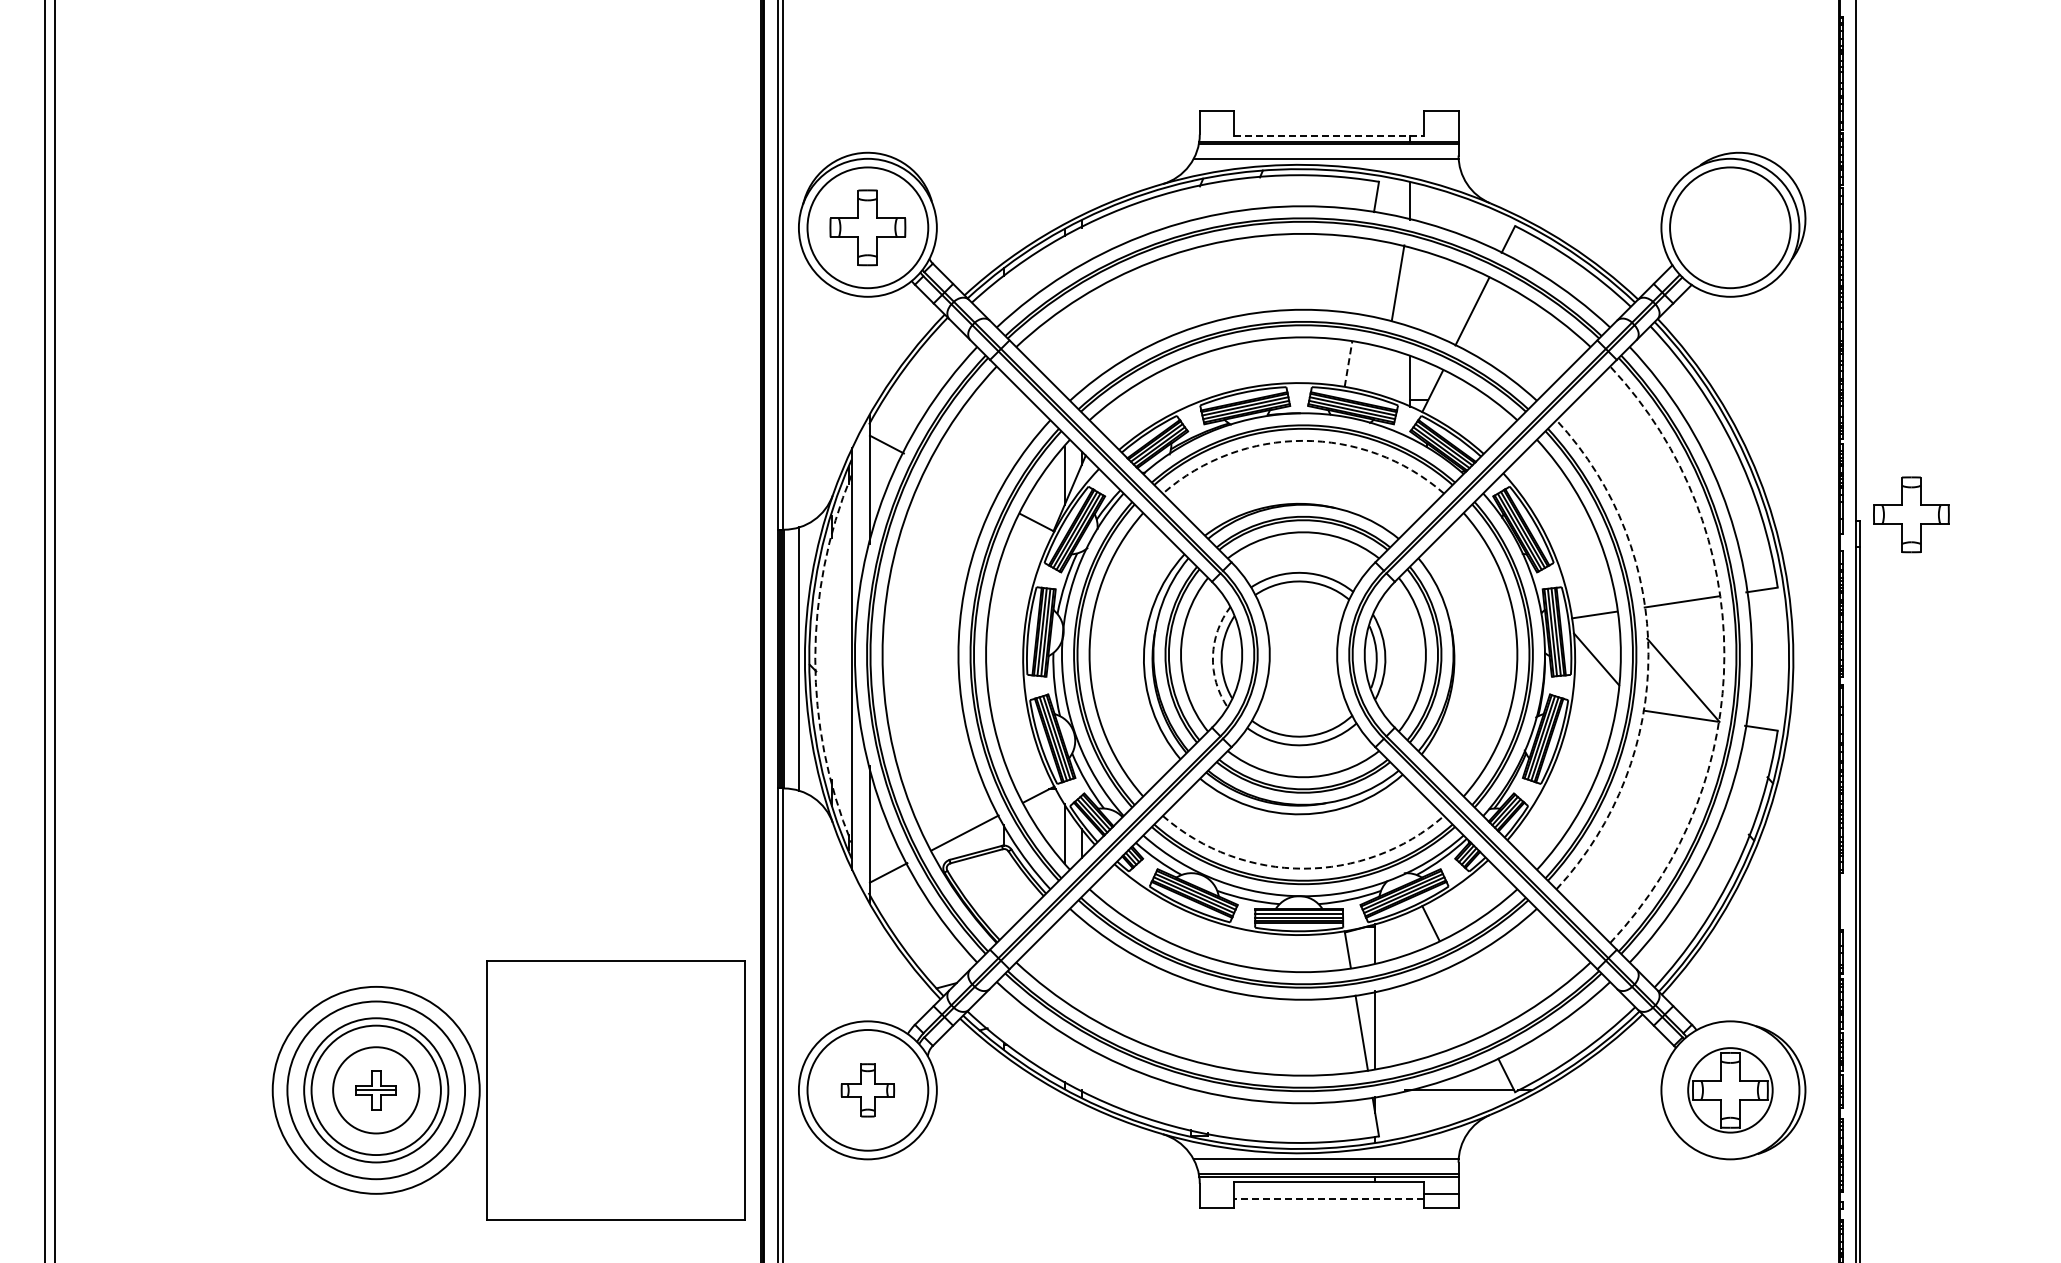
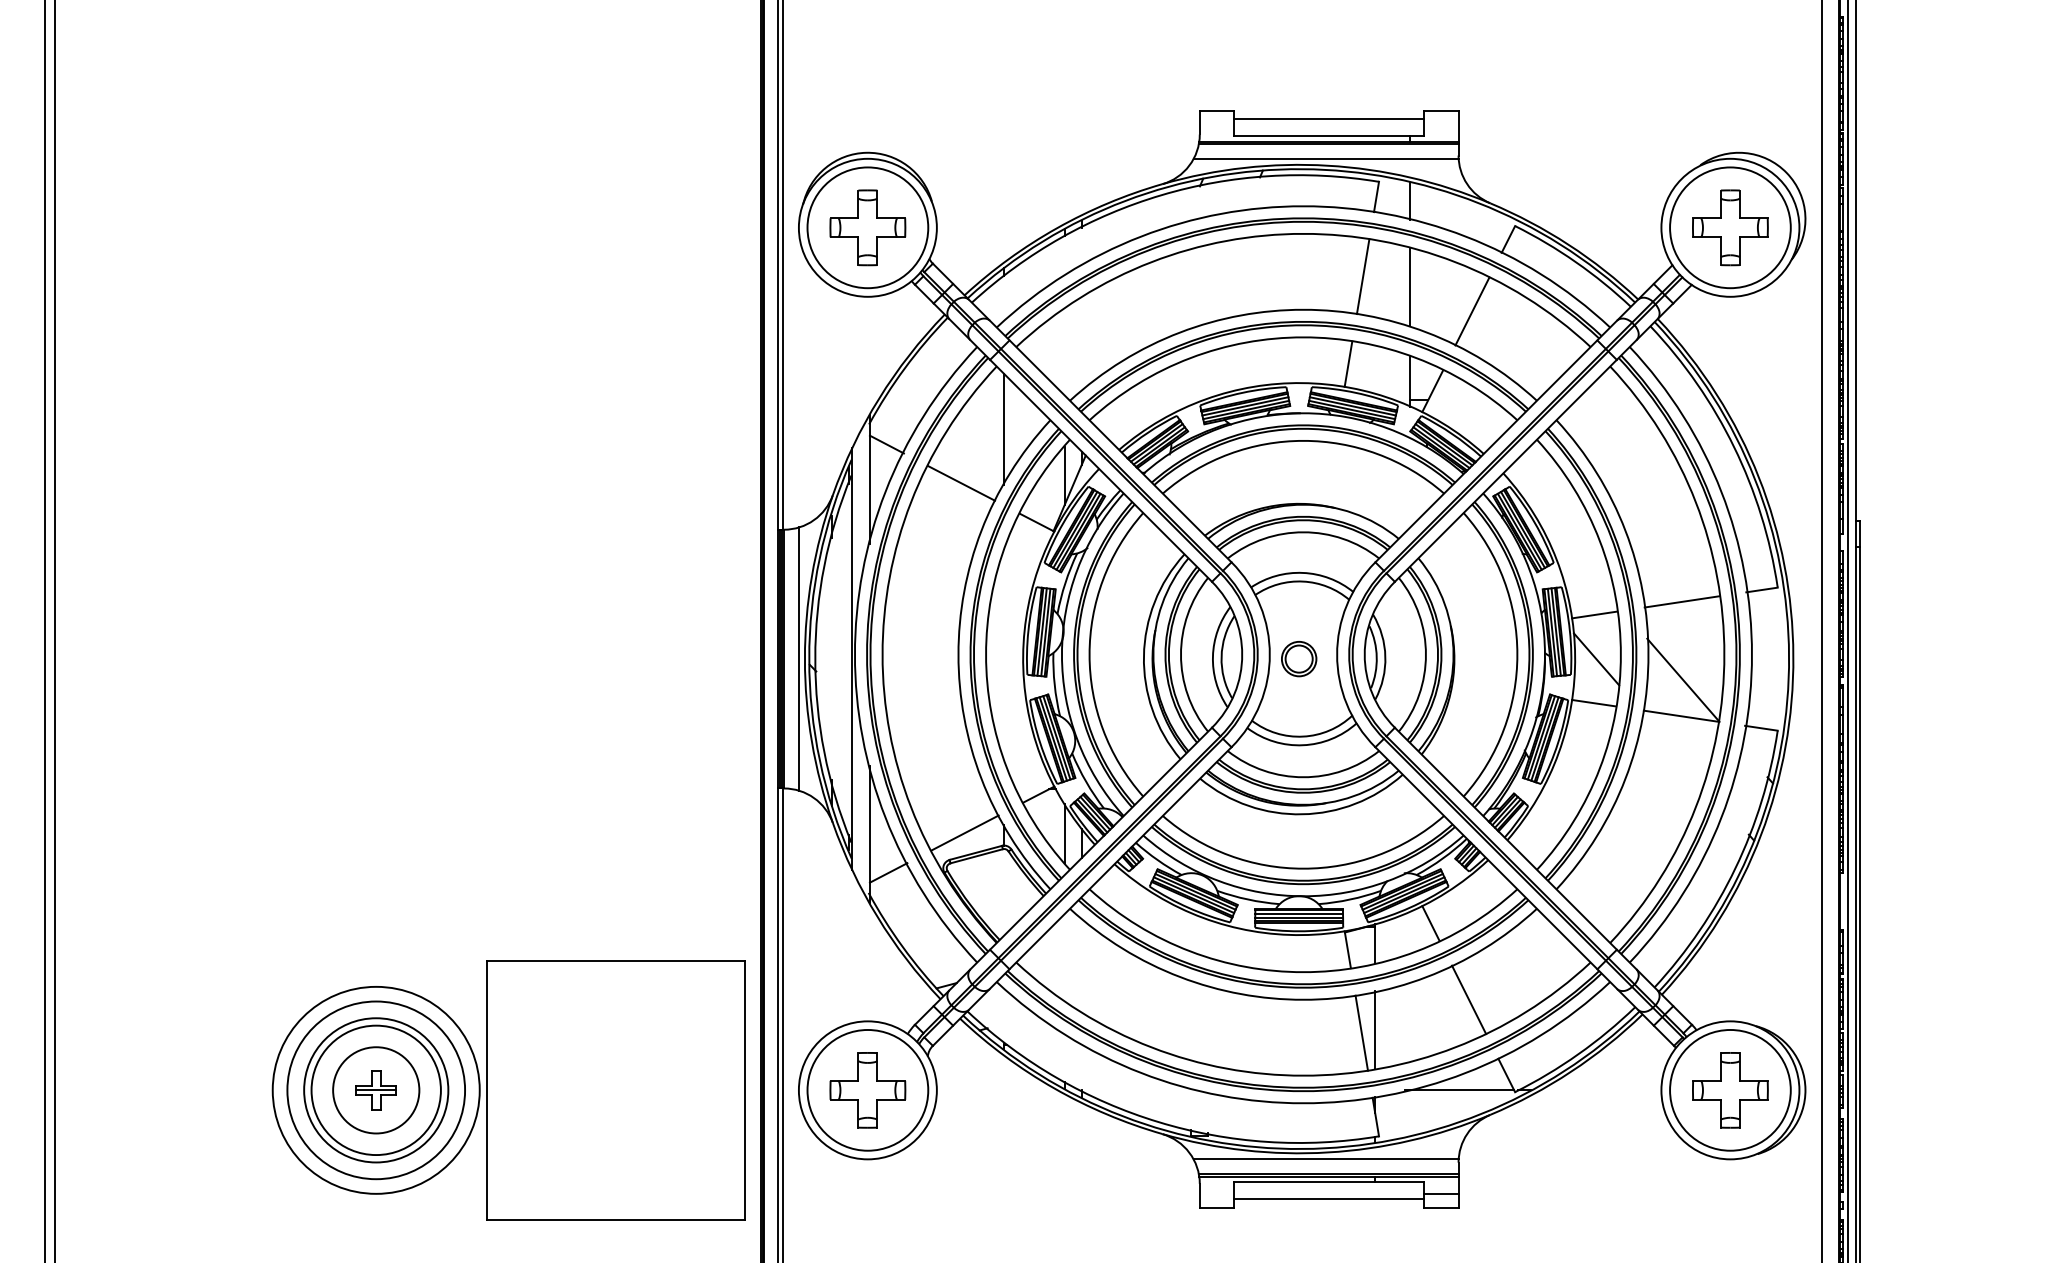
line: none -> present (1329, 119)
line: dashed -> solid (1329, 136)
line position: (1397, 282) -> (1362, 276) (1362, 276)
line: none -> present (1409, 287)
line: dashed -> solid (1348, 364)
line: none -> present (1004, 428)
arc: dashed -> solid (1303, 440)
line: none -> present (961, 483)
part position: (1911, 514) -> (1730, 227) (1730, 227)
line: none -> present (1821, 630)
line: none -> present (1847, 630)
arc: dashed -> solid (1648, 654)
arc: dashed -> solid (1724, 654)
arc: dashed -> solid (1212, 656)
arc: dashed -> solid (815, 659)
part: none -> present (1299, 659)
line: none -> present (1593, 702)
arc: dashed -> solid (1303, 868)
line: none -> present (1469, 999)
part size: 56x55 px -> 78x77 px (867, 1090)
circle diameter: 85 px -> 121 px (1730, 1089)
line: dashed -> solid (1329, 1199)
